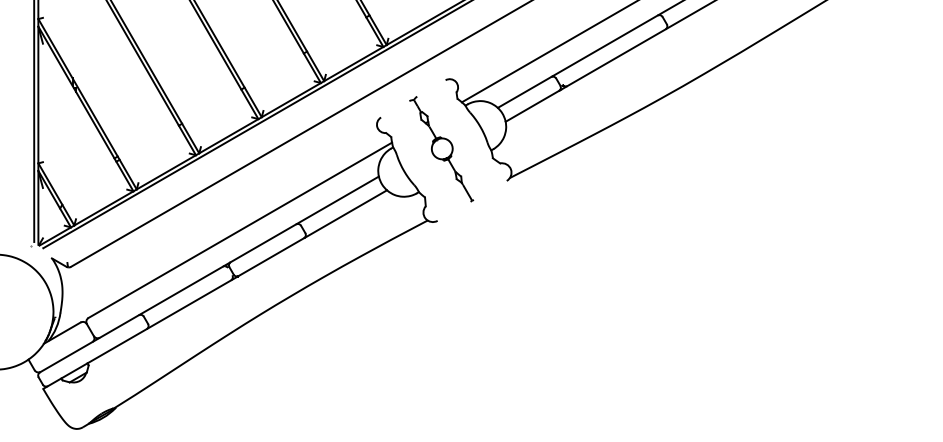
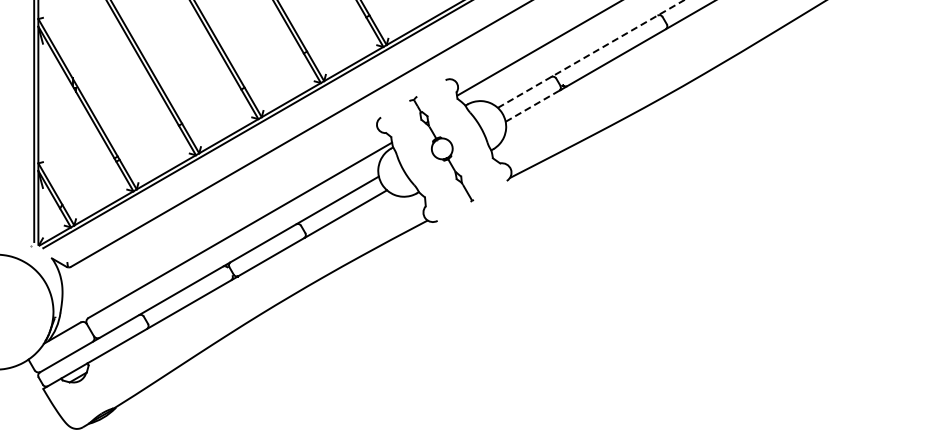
line position: (548, 52) -> (538, 48) (538, 48)
line: solid -> dashed (591, 53)
line: solid -> dashed (532, 106)
